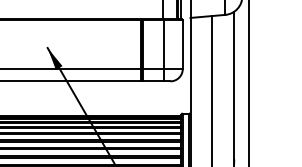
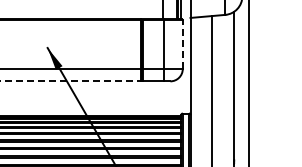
line: solid -> dashed (182, 44)
line: solid -> dashed (71, 81)
